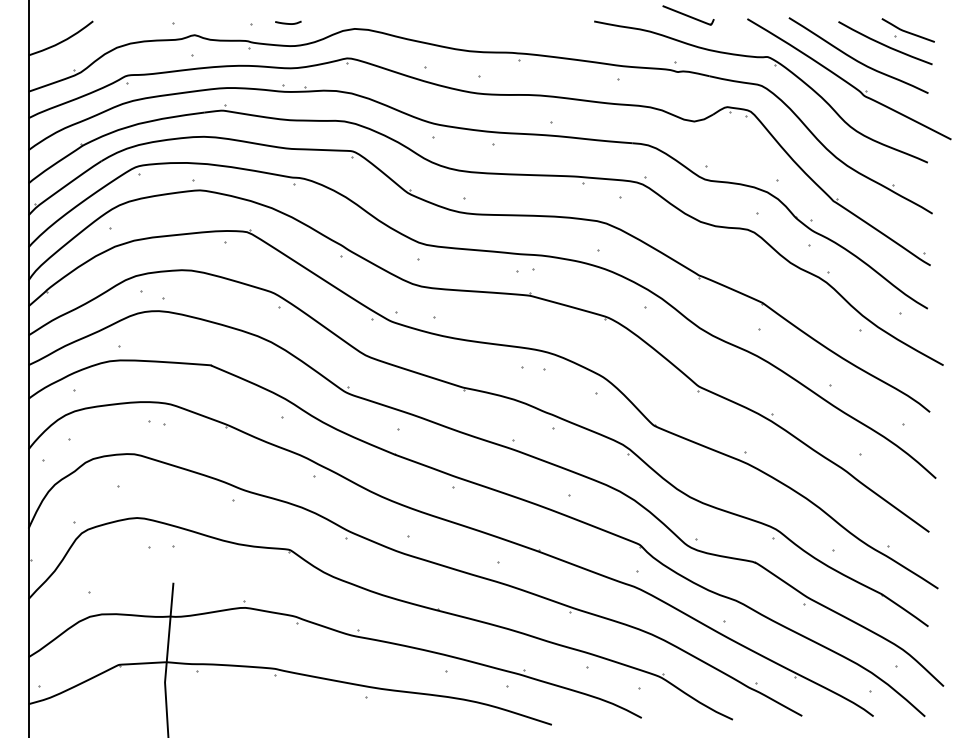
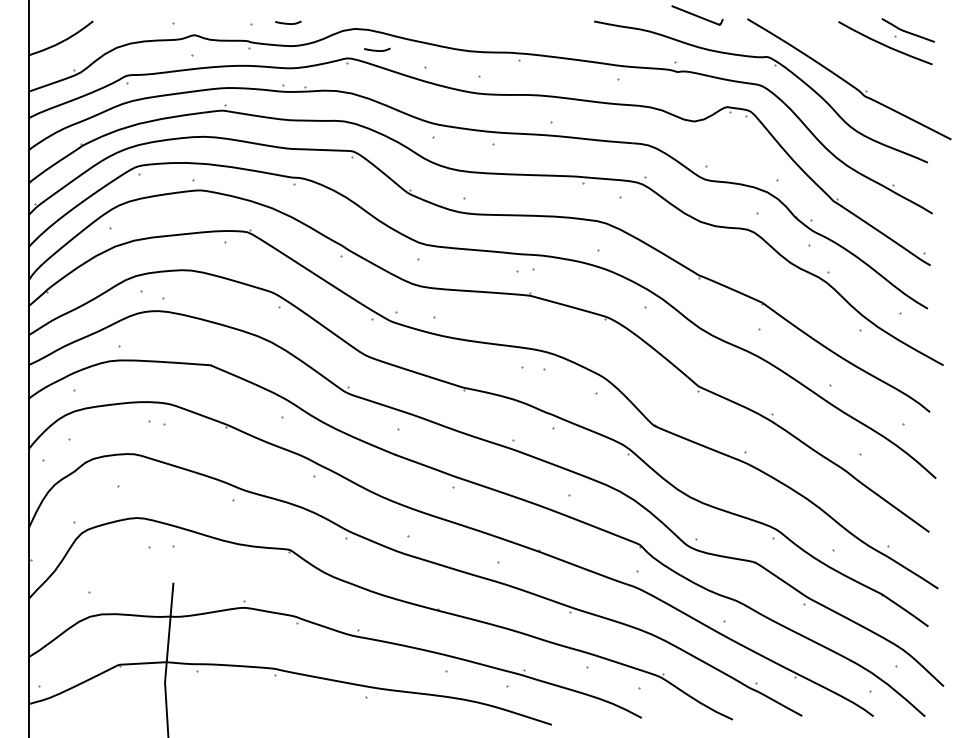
part position: (688, 15) -> (697, 15) (697, 15)
curve: none -> present (377, 50)
curve: present -> none (855, 58)
